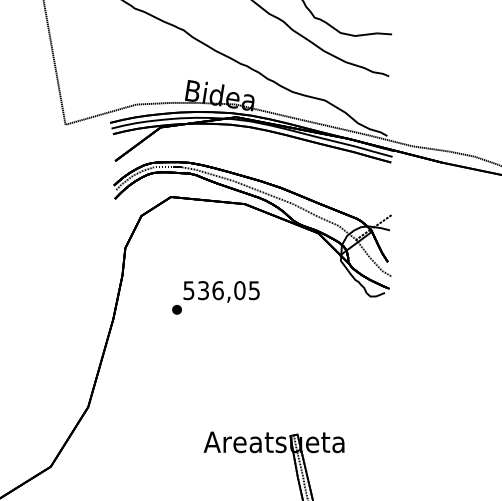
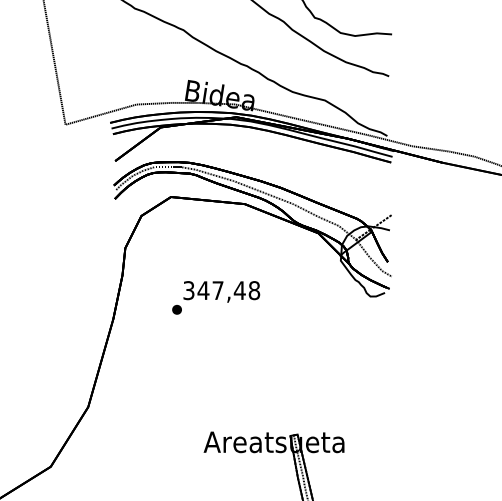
text: 536,05 -> 347,48 (222, 290)
